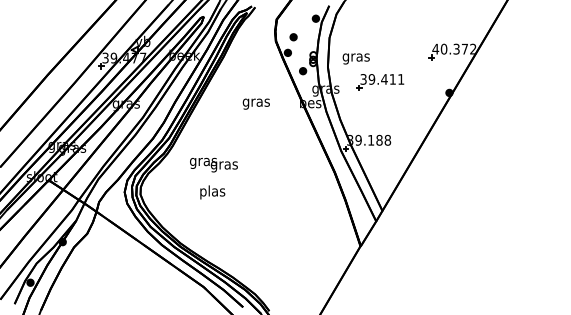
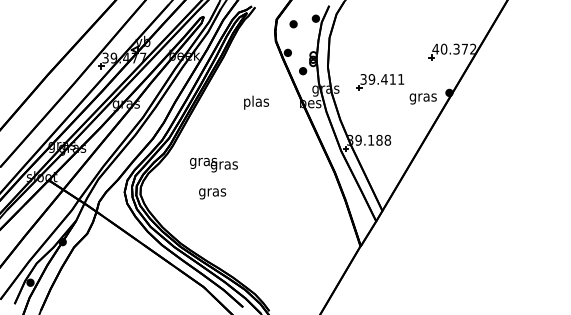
part position: (293, 37) -> (293, 24) (293, 24)
text position: (355, 58) -> (422, 98) (422, 98)
text: gras -> plas (255, 102)
text: plas -> gras (212, 192)
